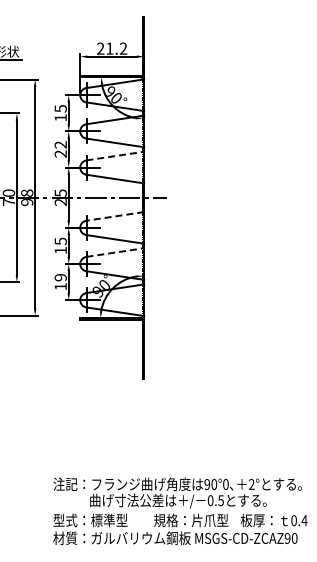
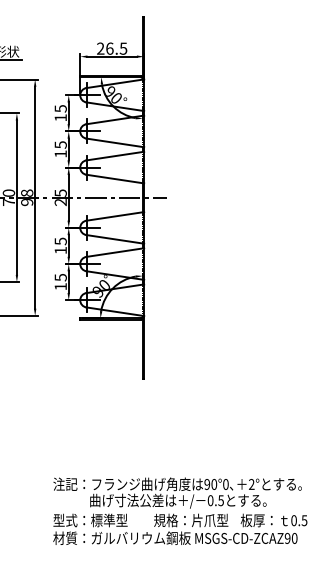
text: 21.2 -> 26.5 (116, 48)
text: 22 -> 15 (60, 149)
line: dashed -> solid (115, 156)
line: dashed -> solid (114, 216)
line: dashed -> solid (115, 252)
text: 19 -> 15 (60, 277)
text: 0.4 -> 0.5 (304, 520)
